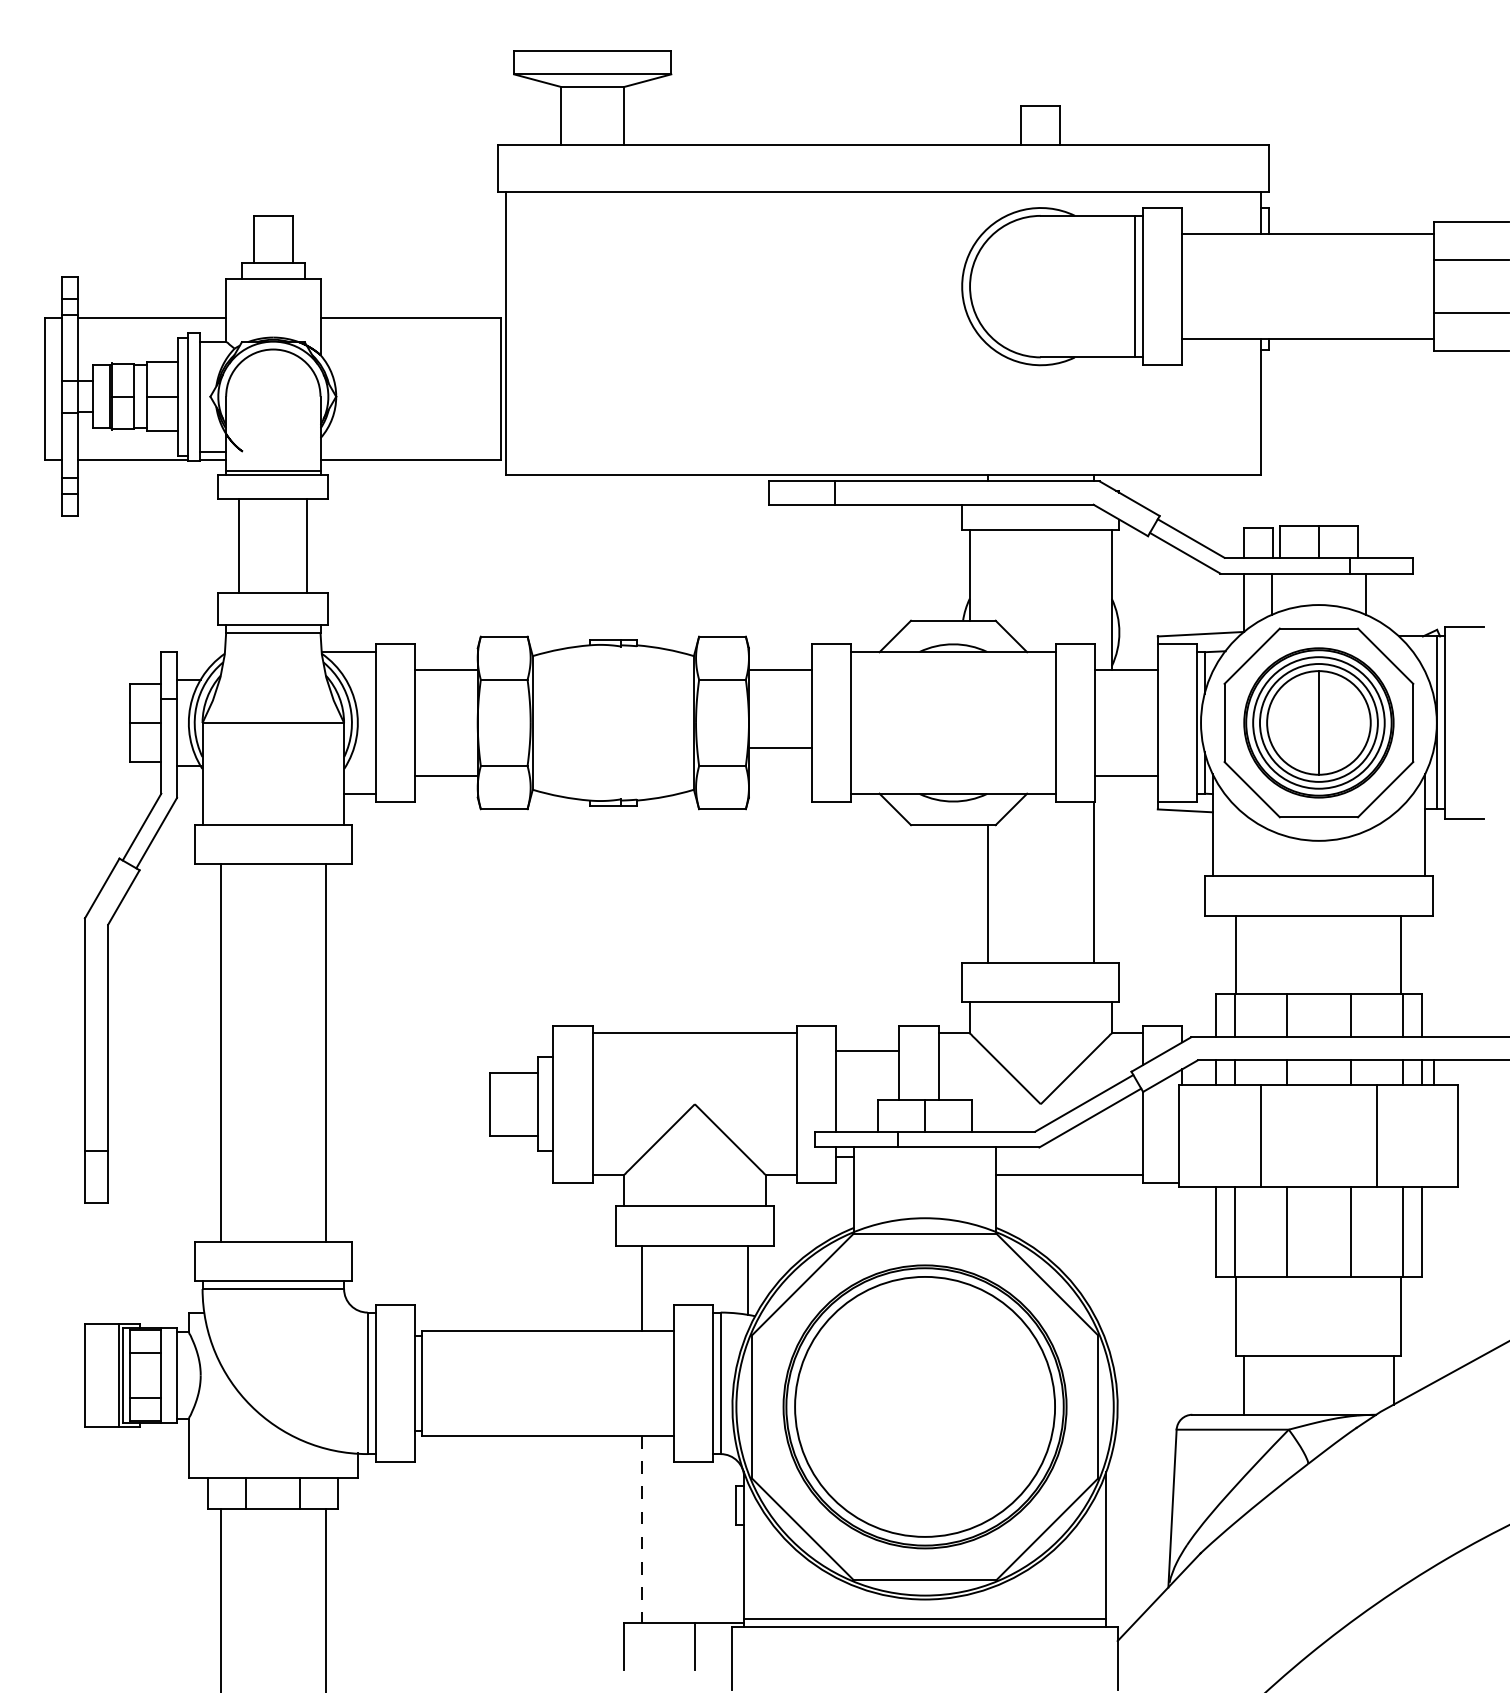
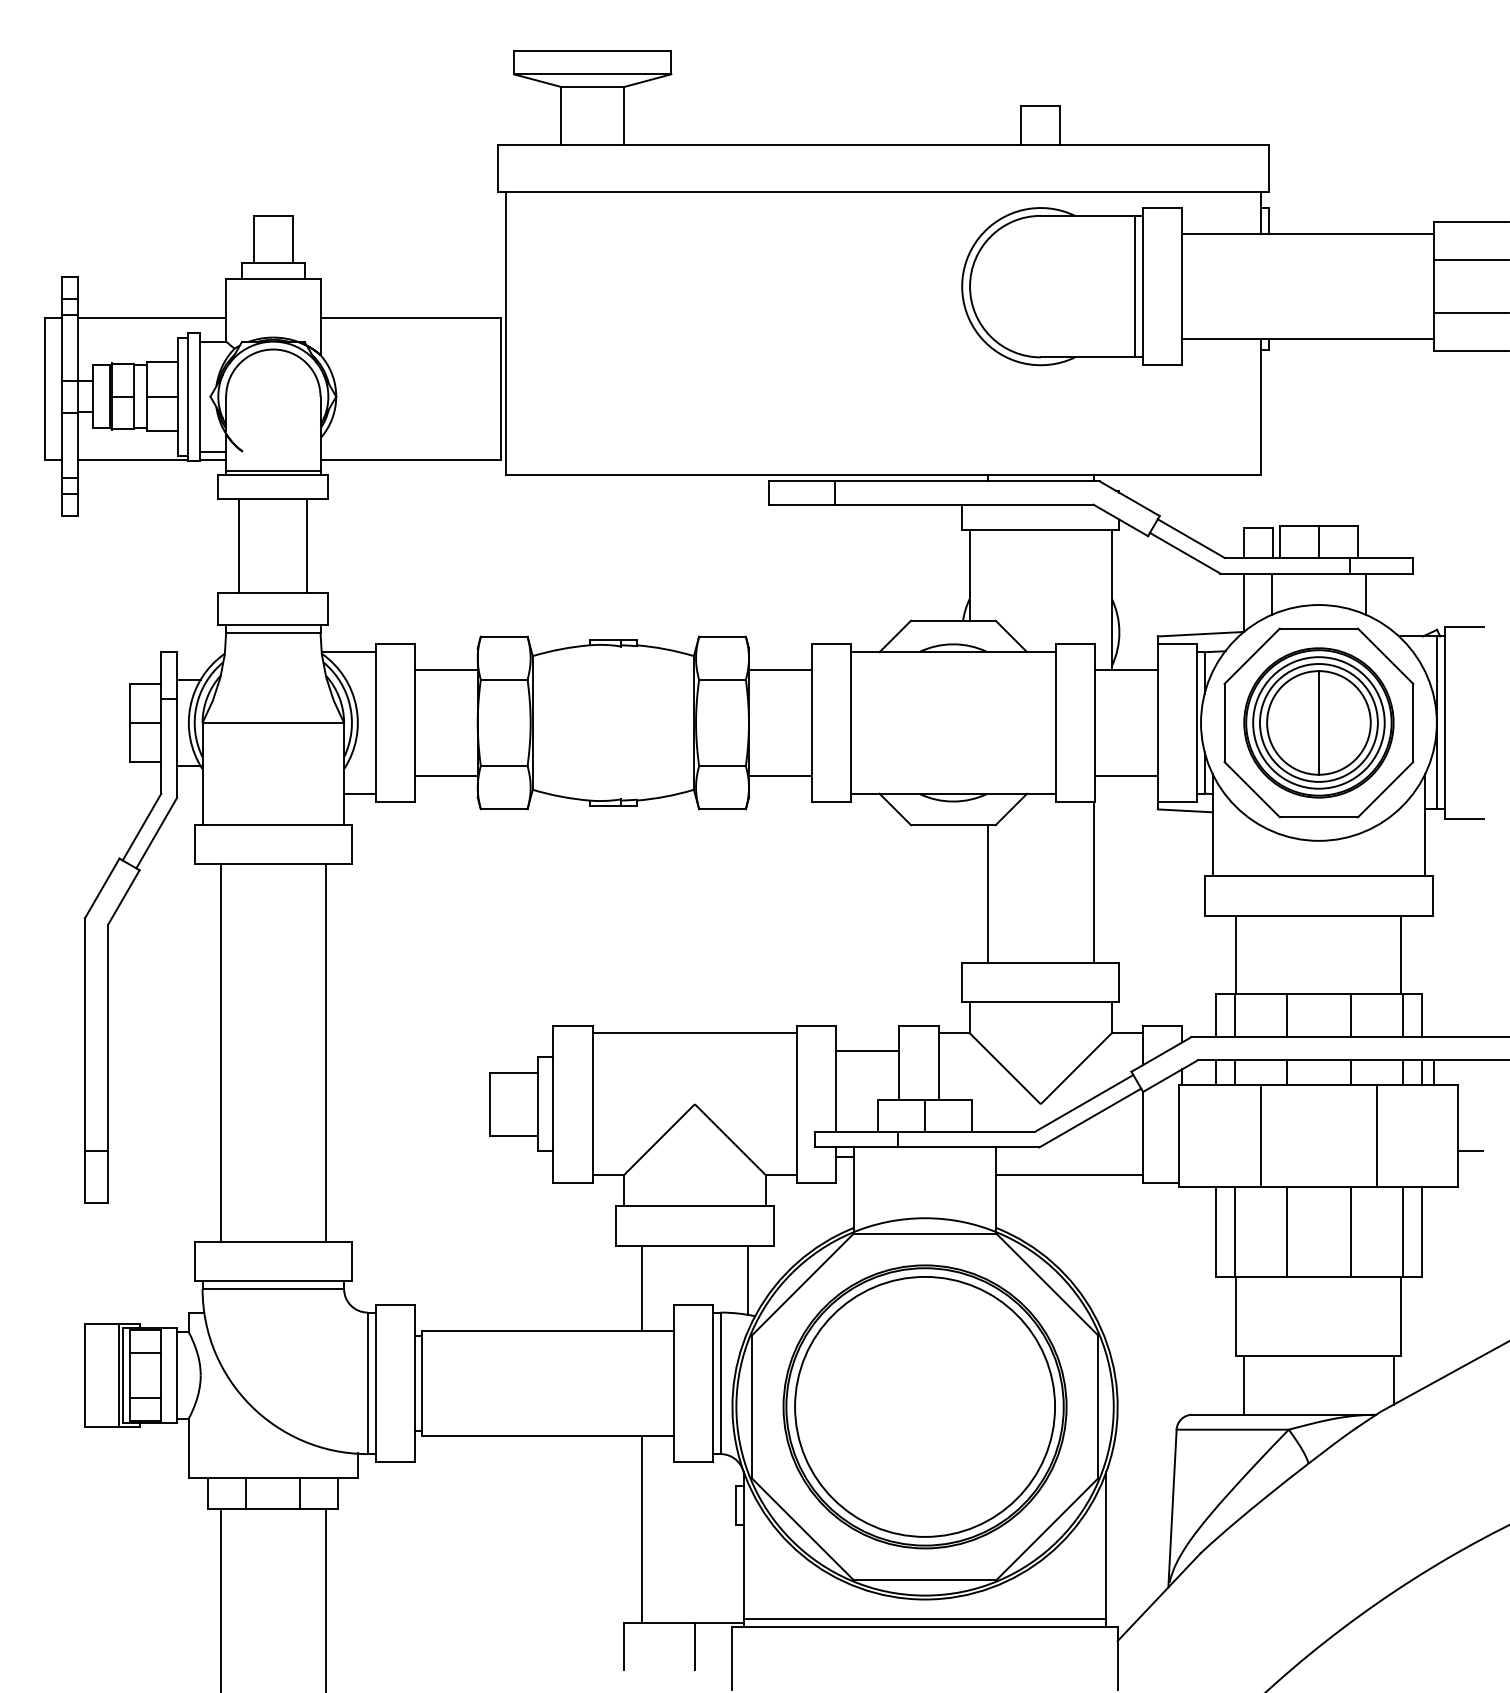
line position: (779, 747) -> (779, 775) (779, 775)
line: none -> present (1470, 1151)
line: dashed -> solid (642, 1530)
